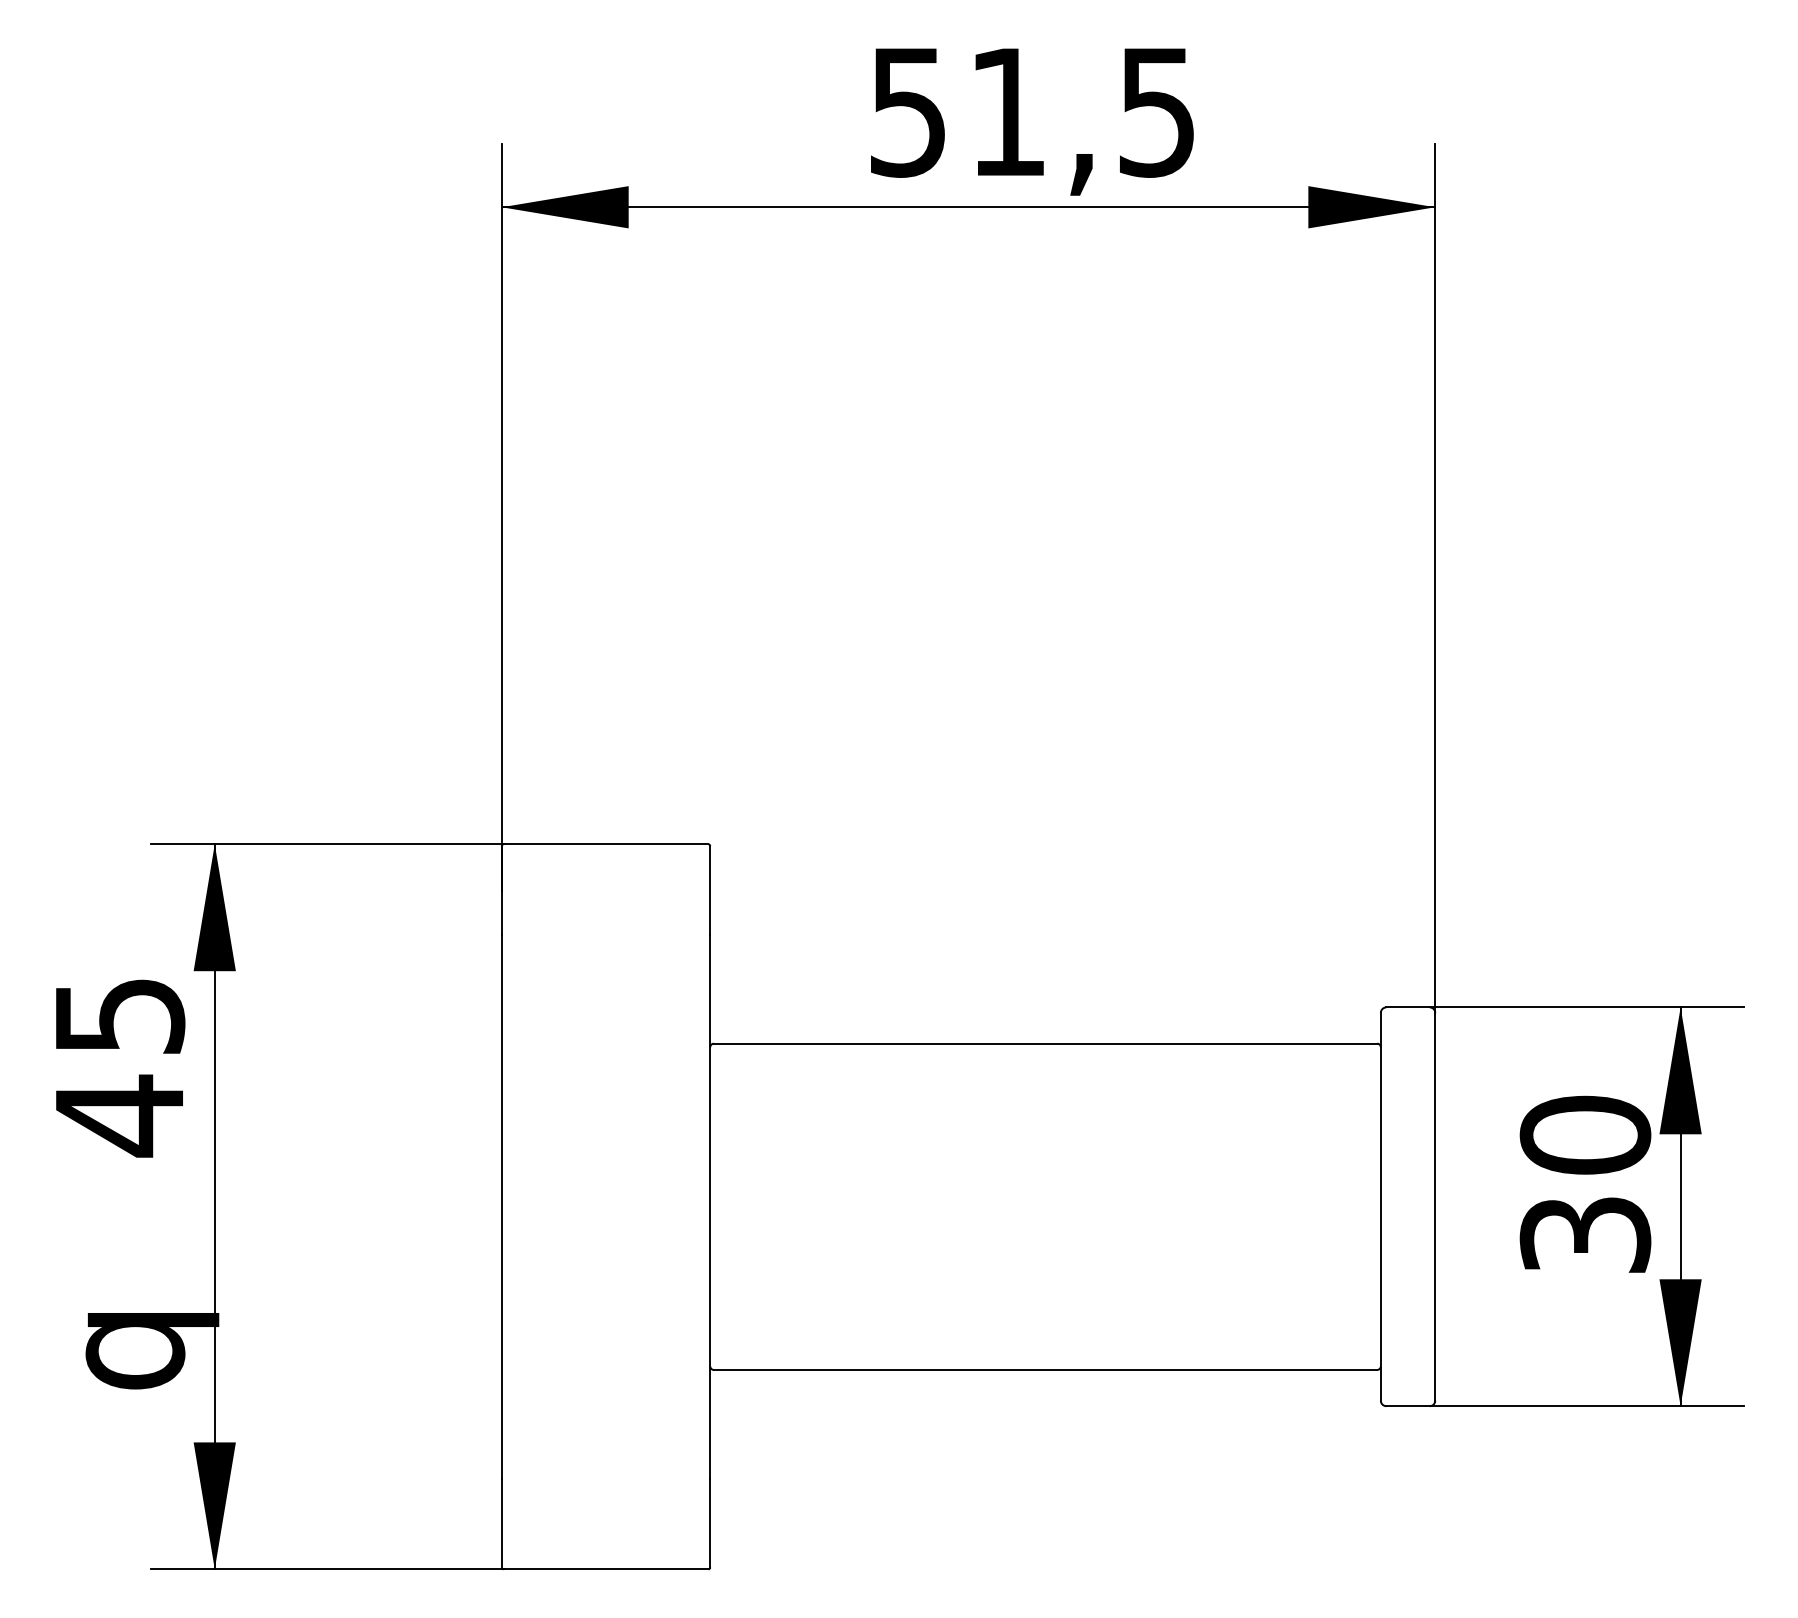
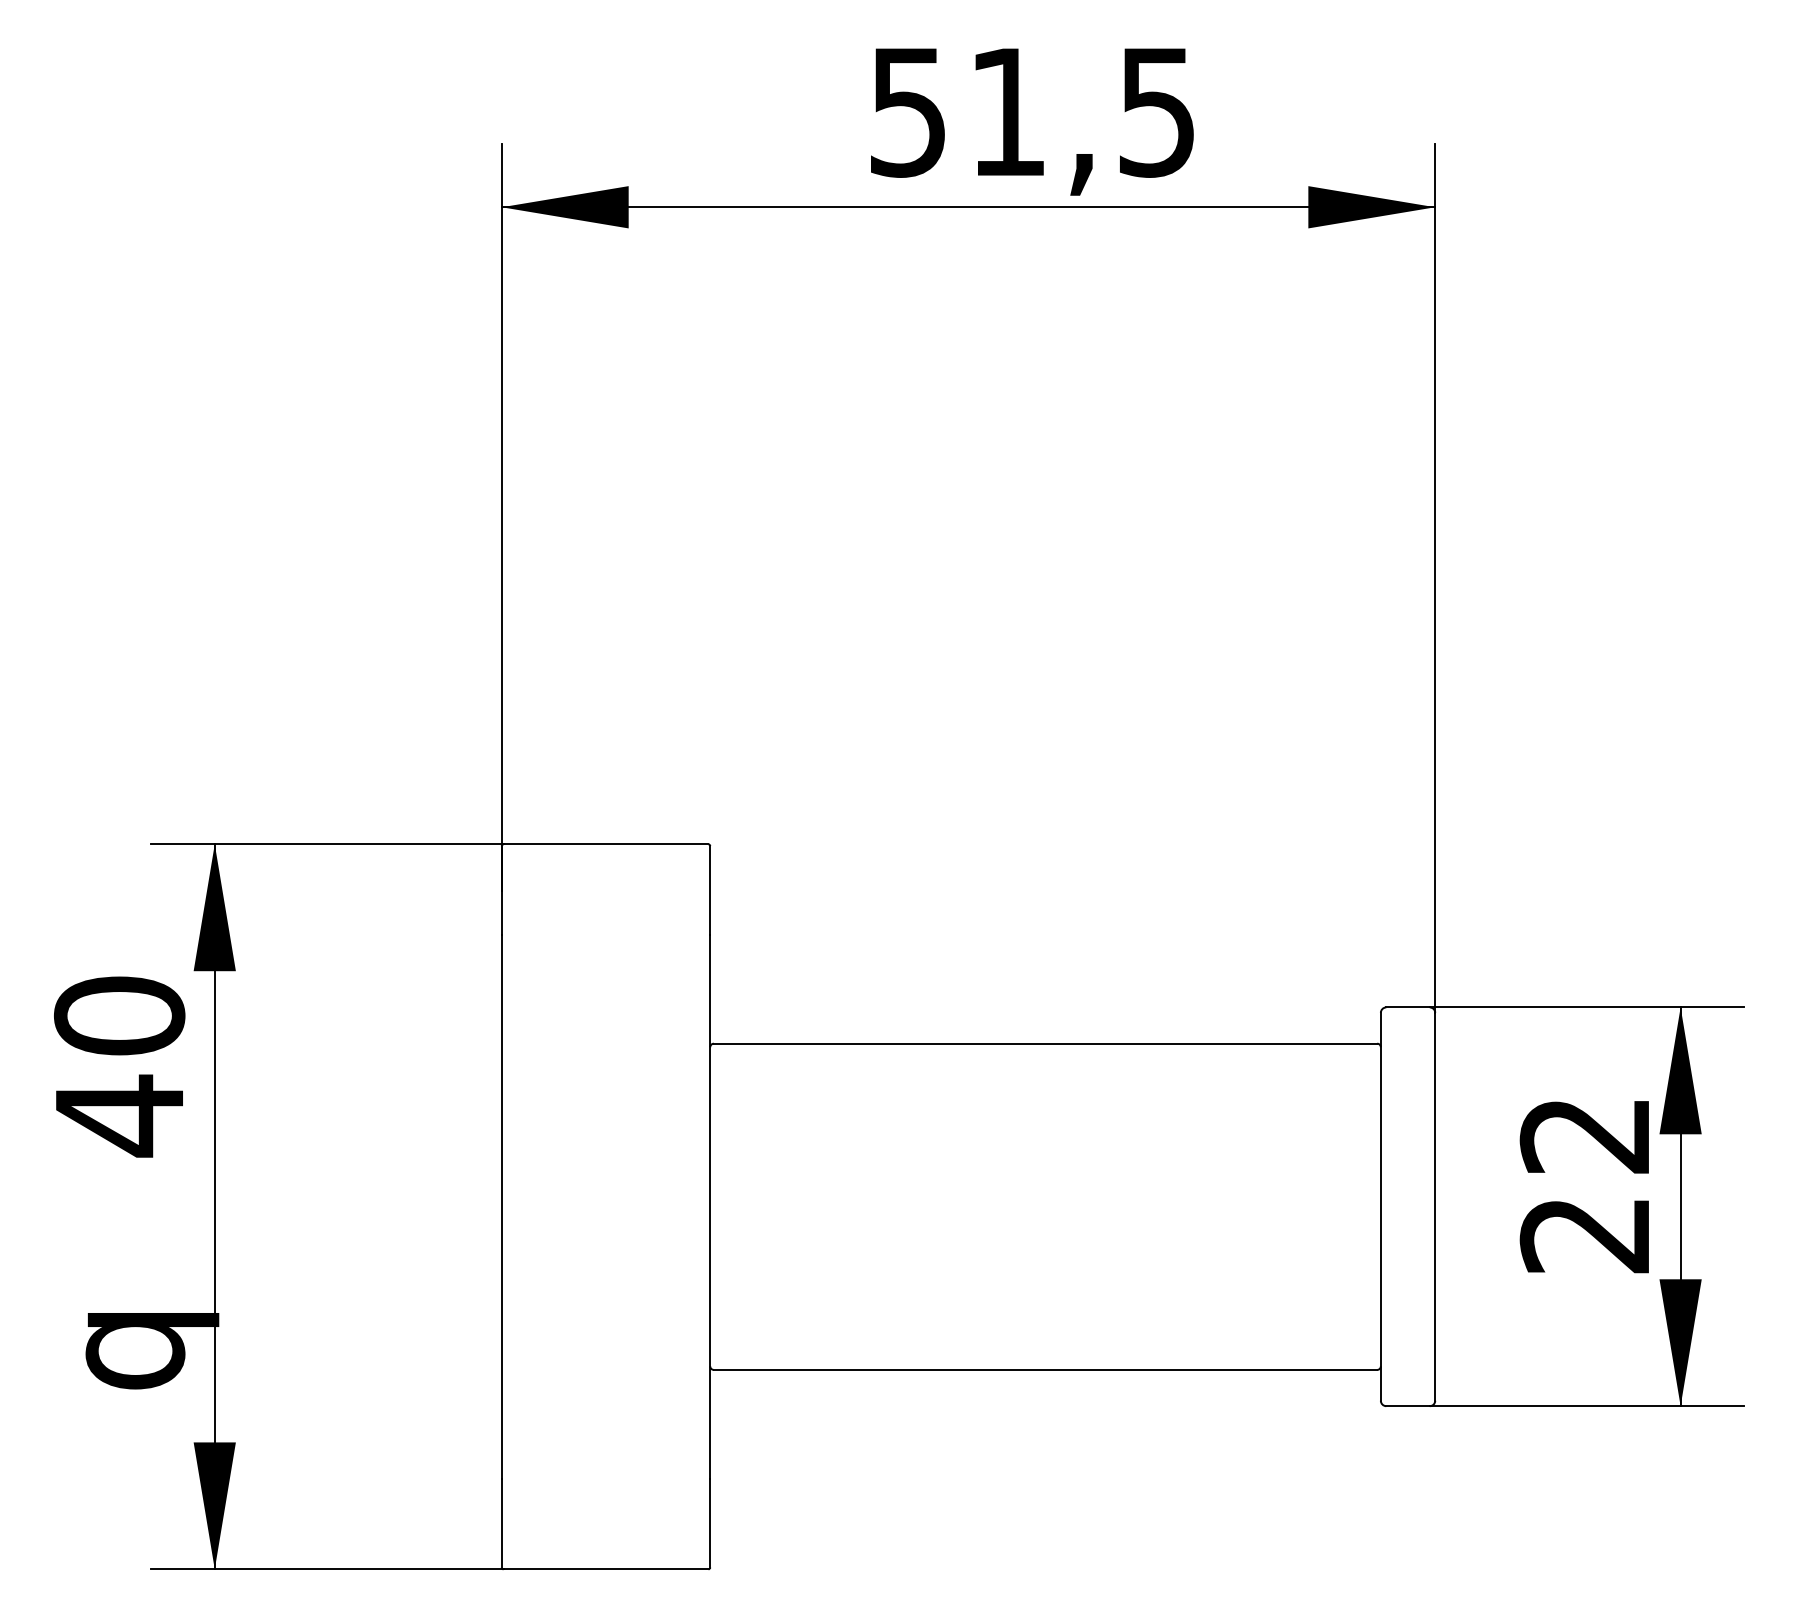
text: 45 -> 40 (119, 1015)
text: 30 -> 22 (1585, 1184)
